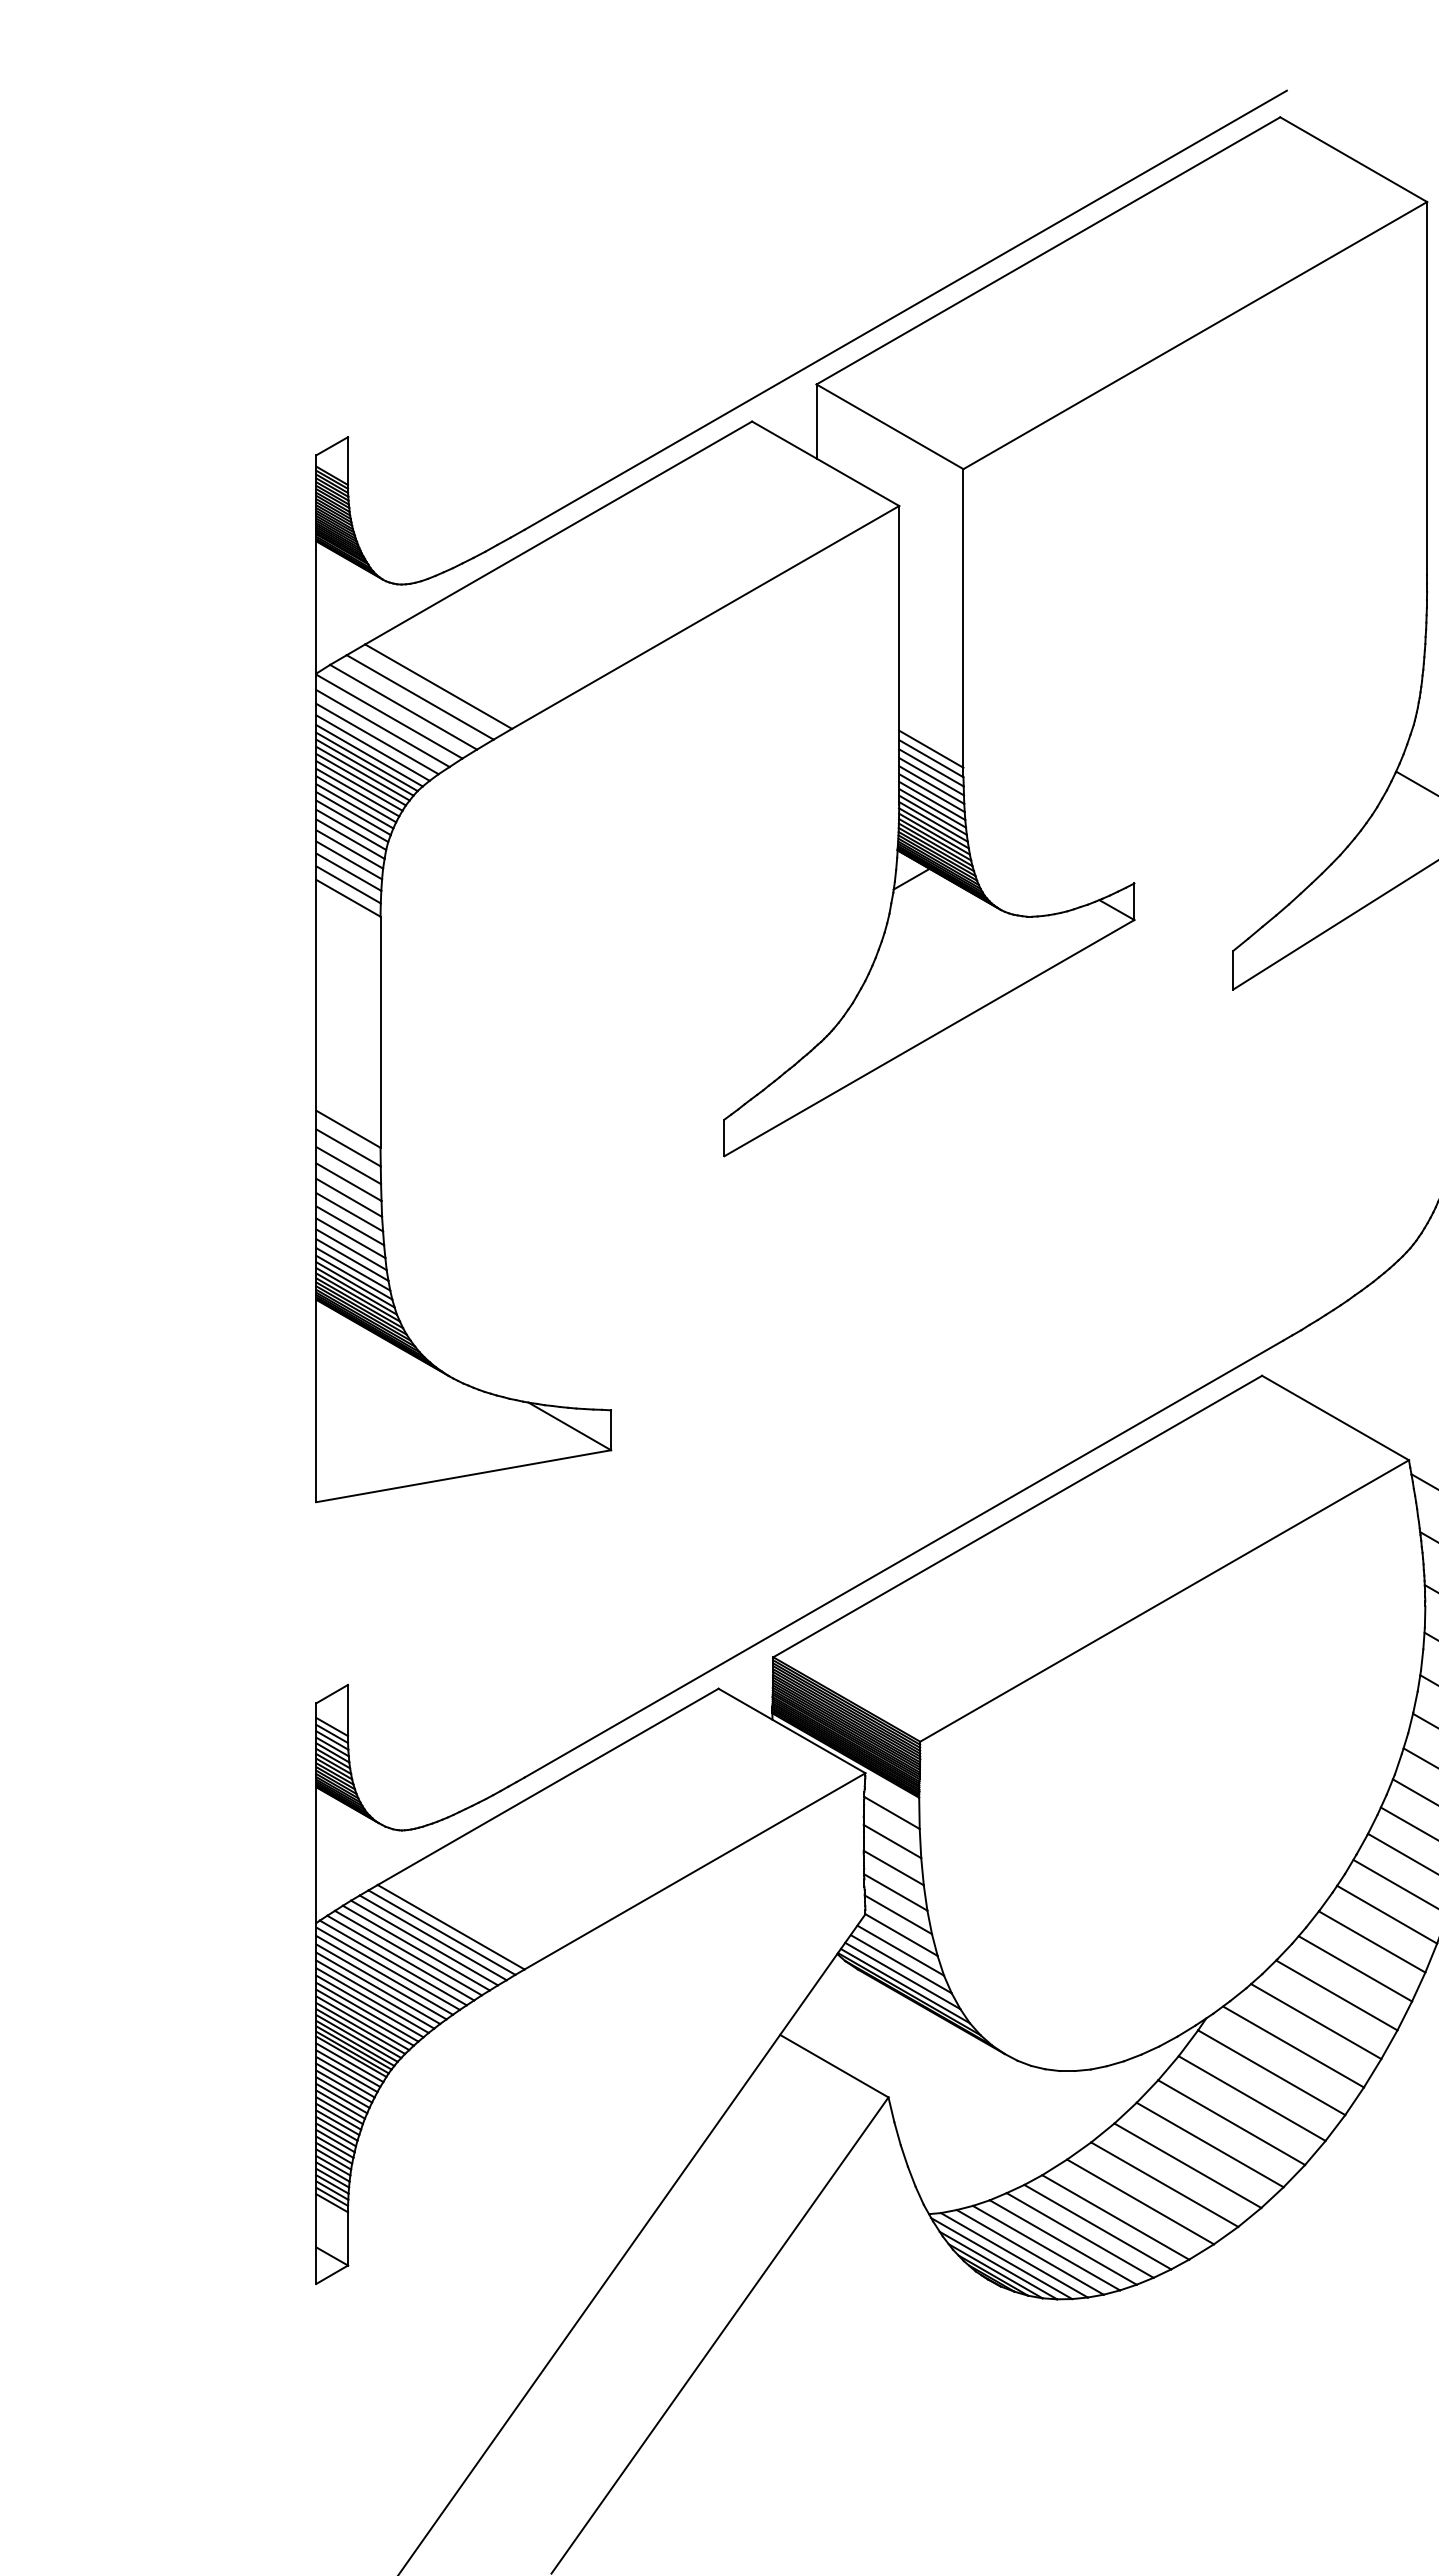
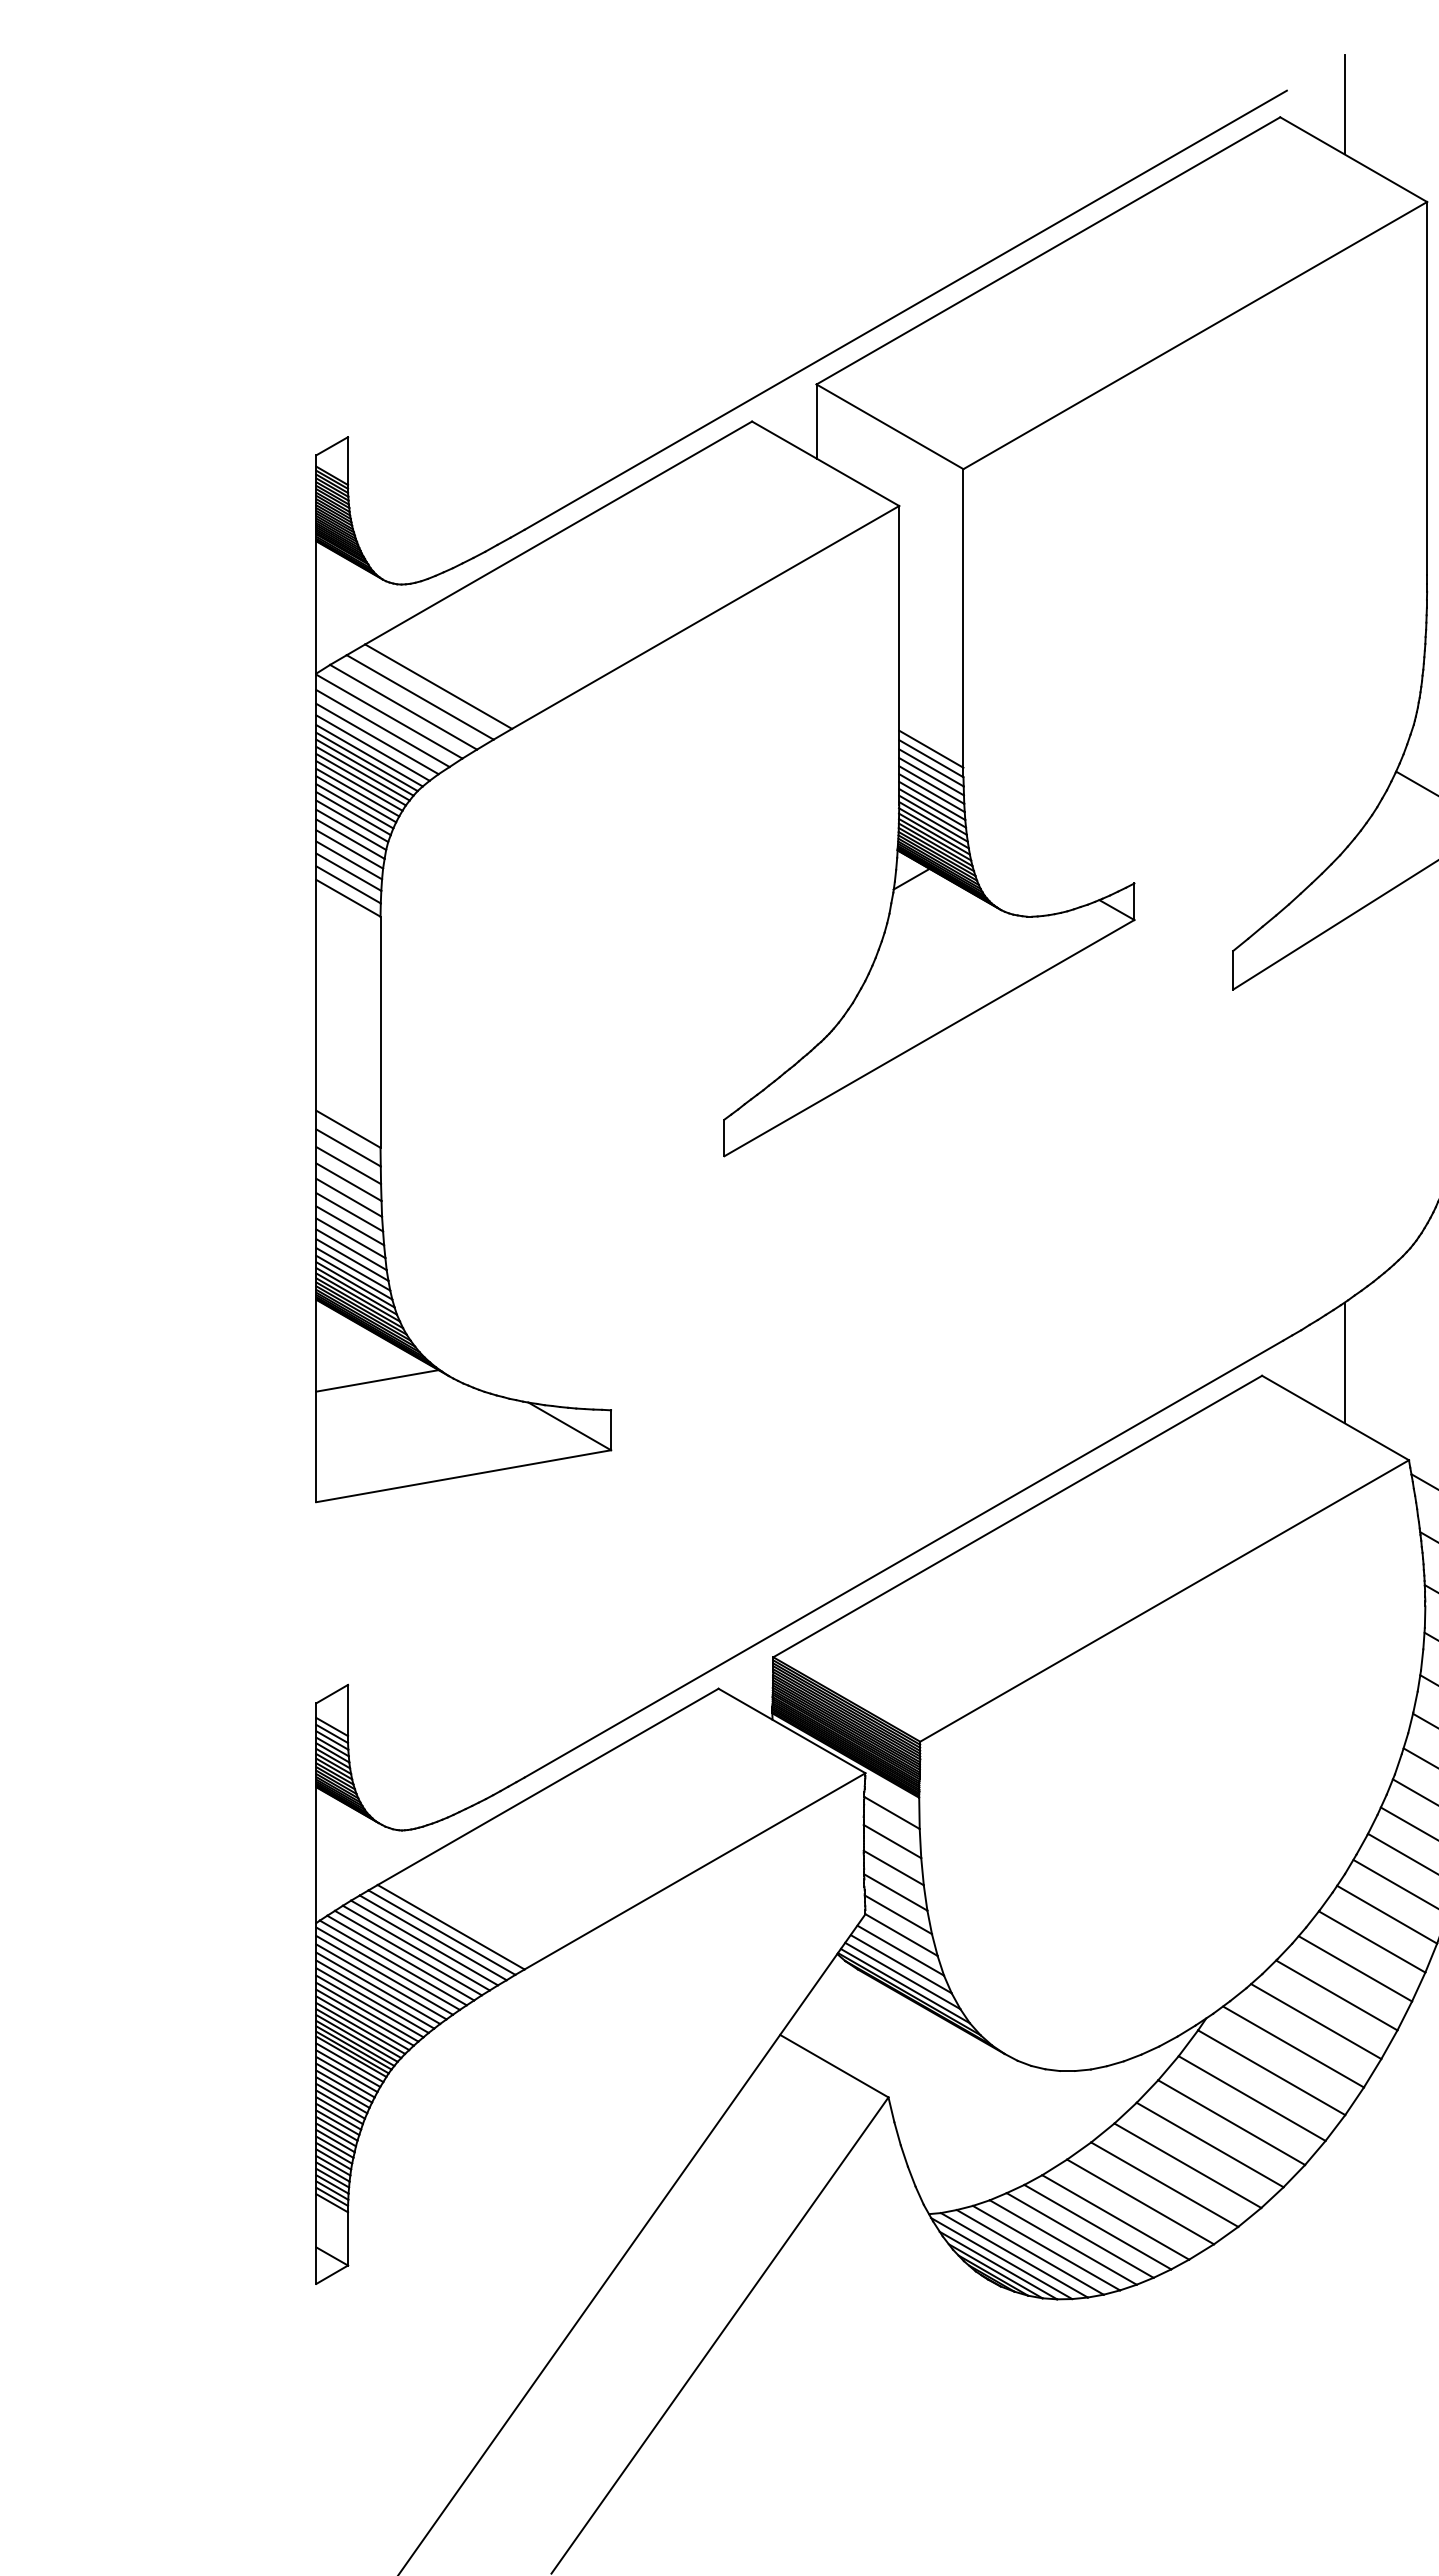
line: none -> present (1344, 104)
line: none -> present (1344, 1362)
line: none -> present (377, 1380)
